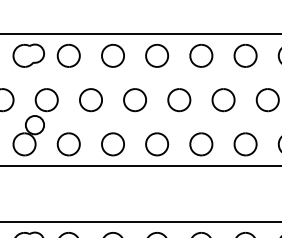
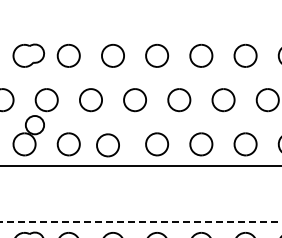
line: present -> none (140, 33)
part position: (112, 144) -> (107, 145) (107, 145)
line: solid -> dashed (140, 221)
